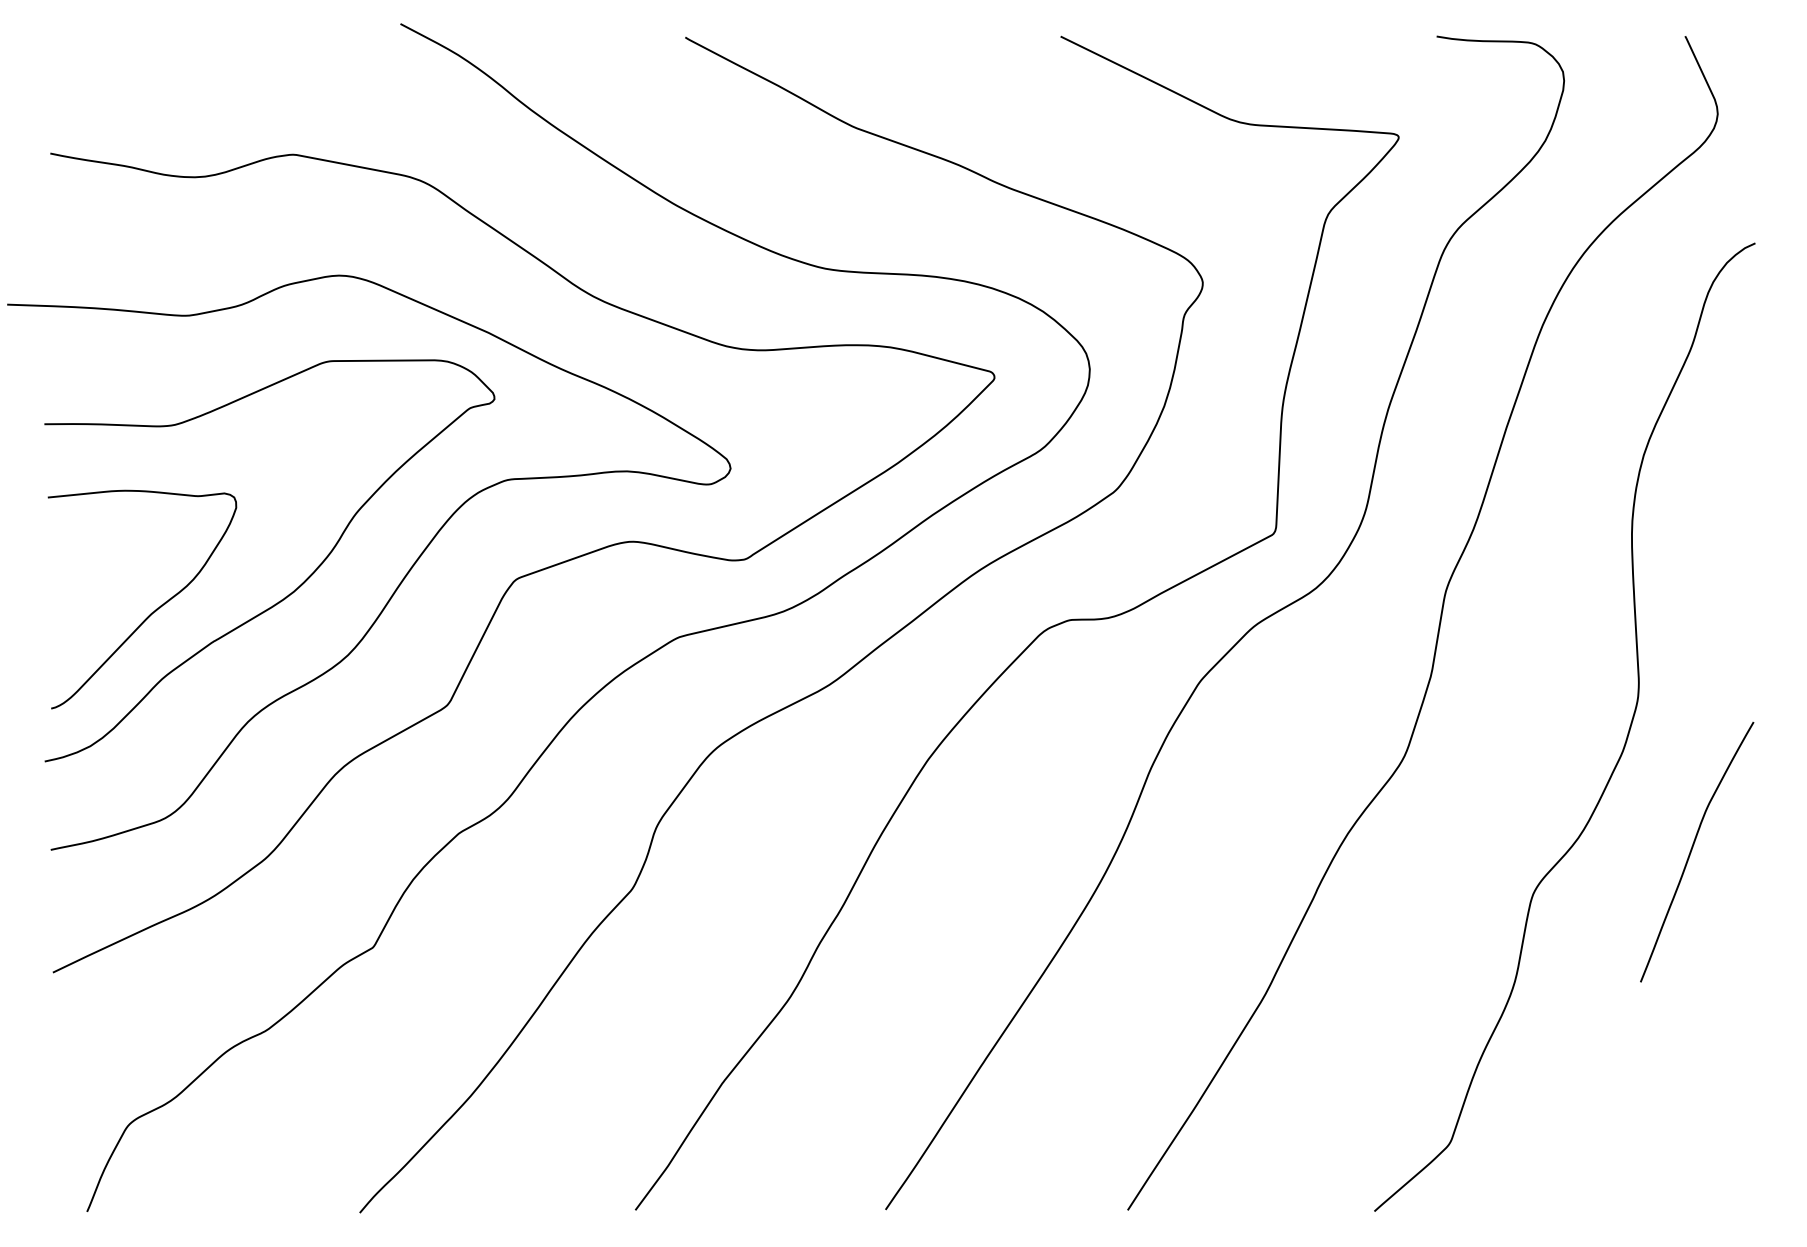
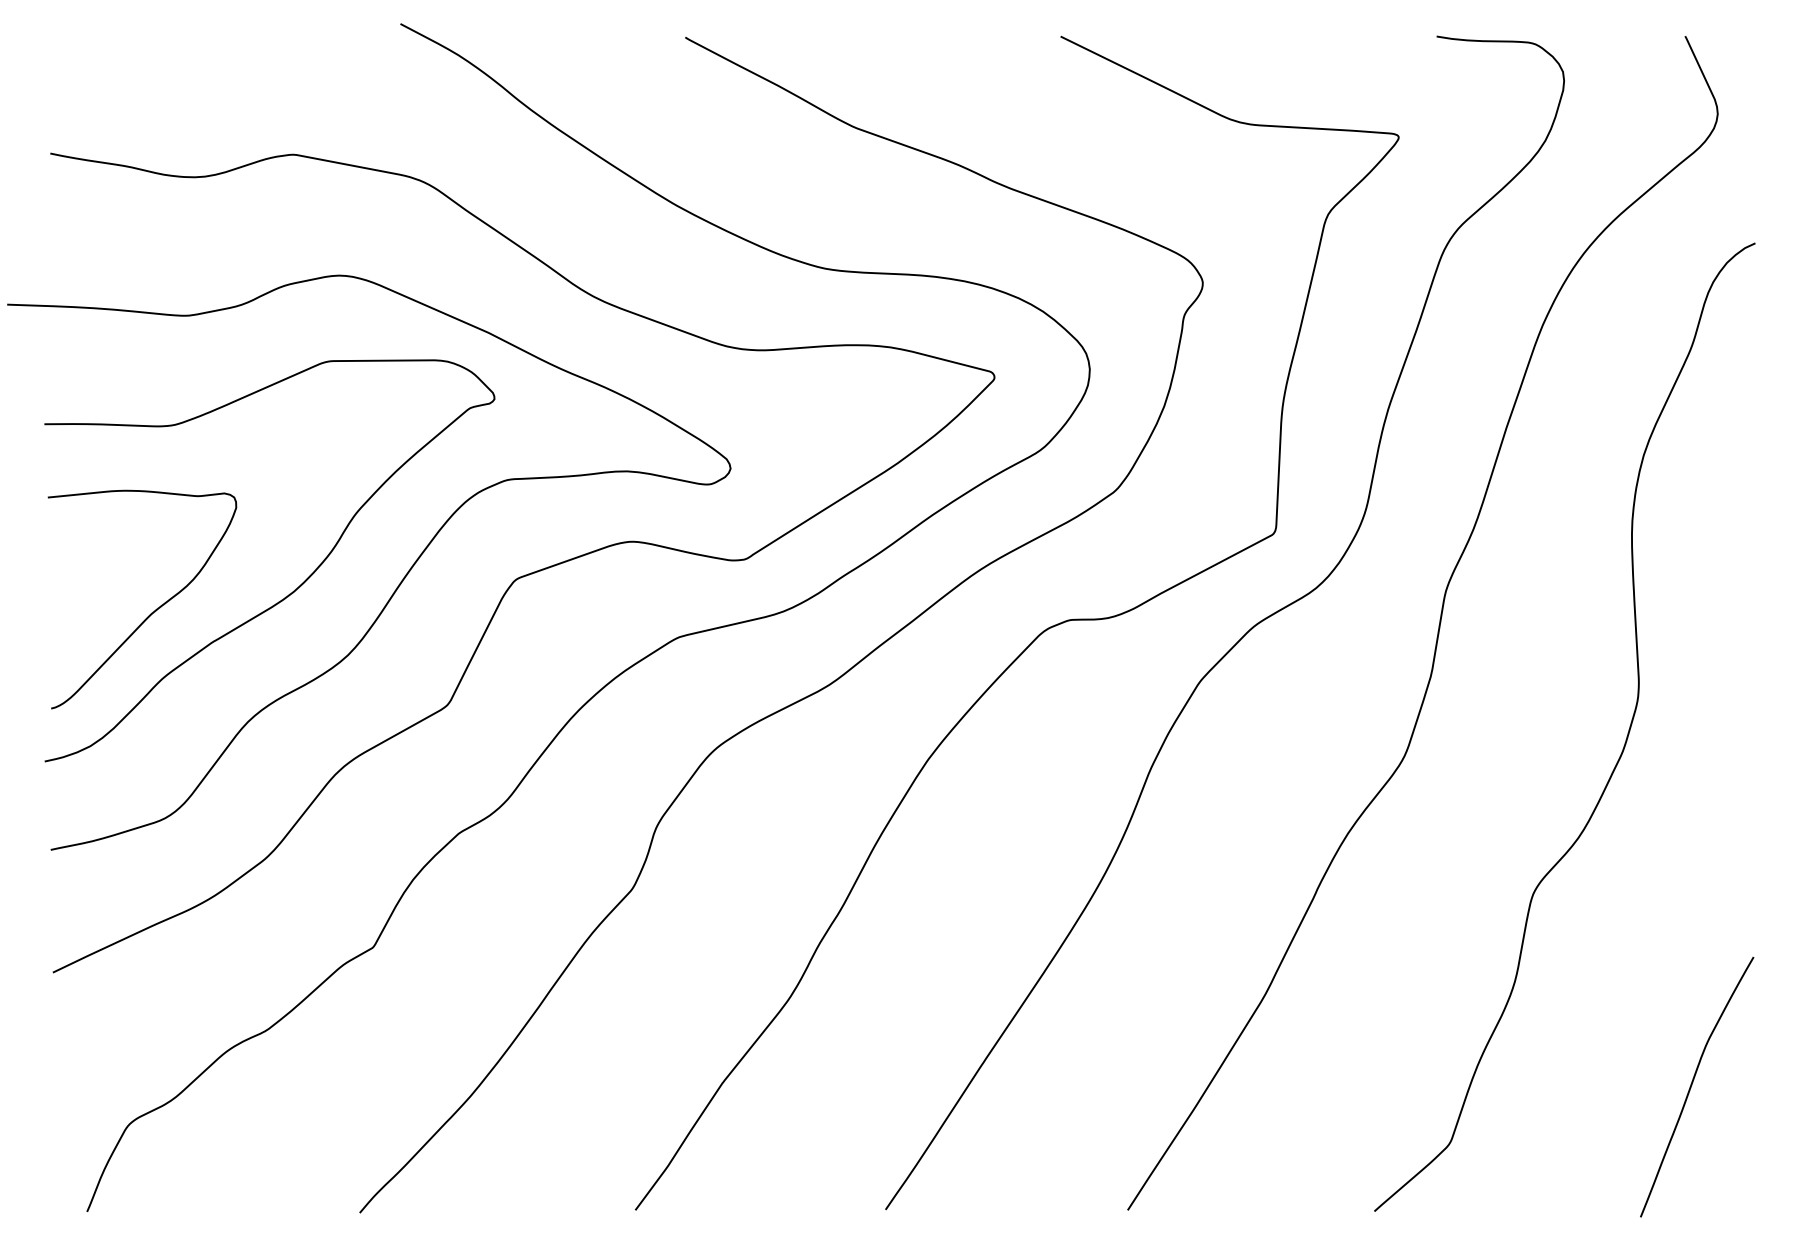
curve position: (1692, 850) -> (1692, 1085) (1692, 1085)
